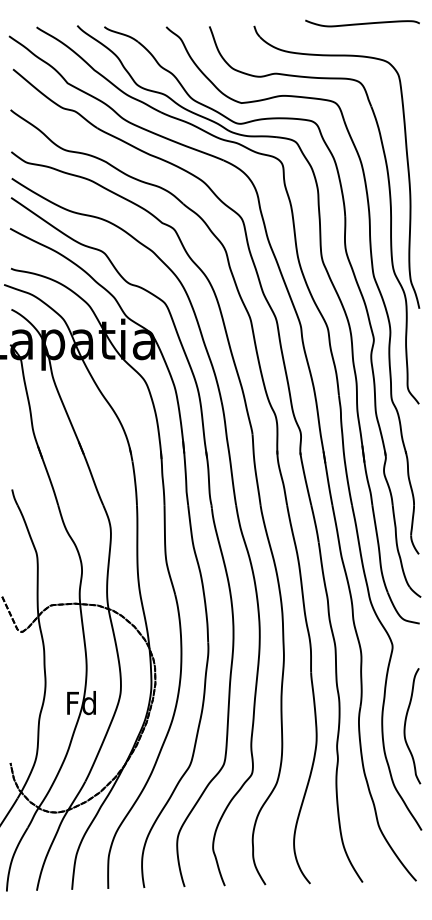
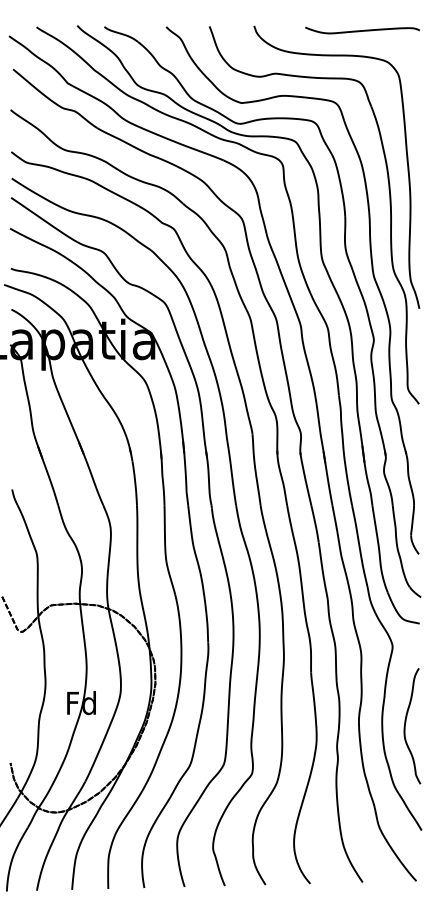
curve position: (362, 23) -> (362, 30) (362, 30)
